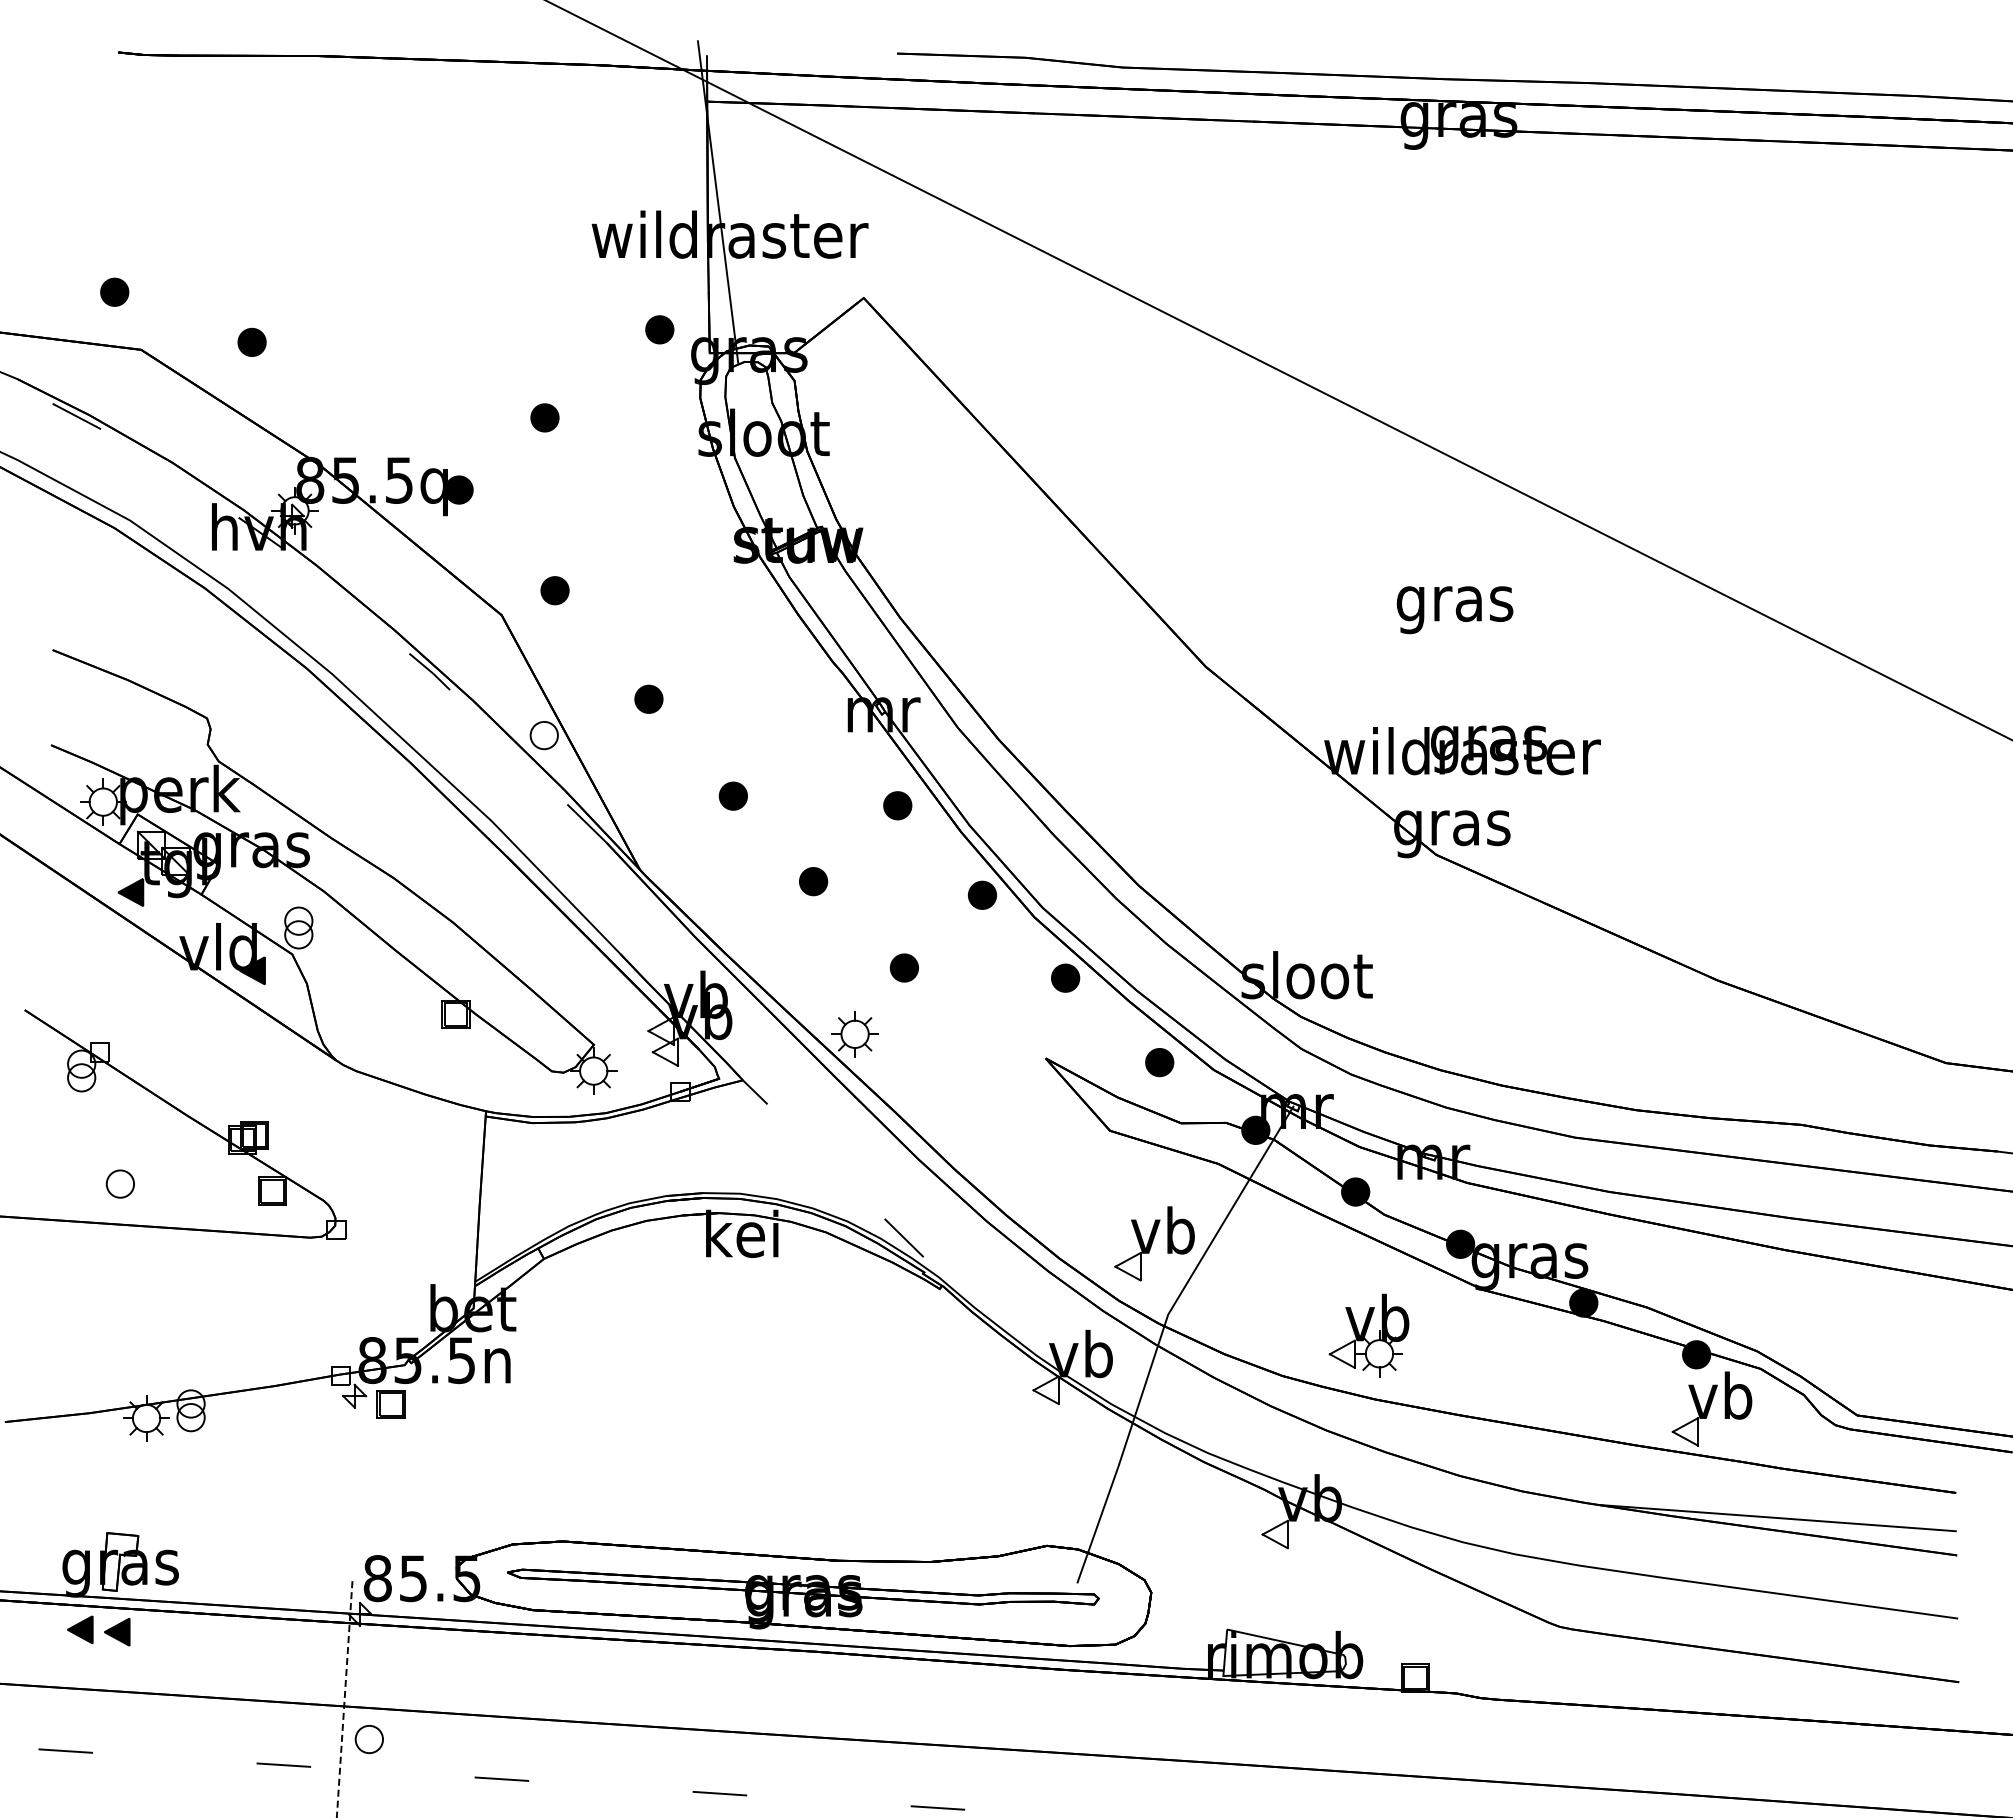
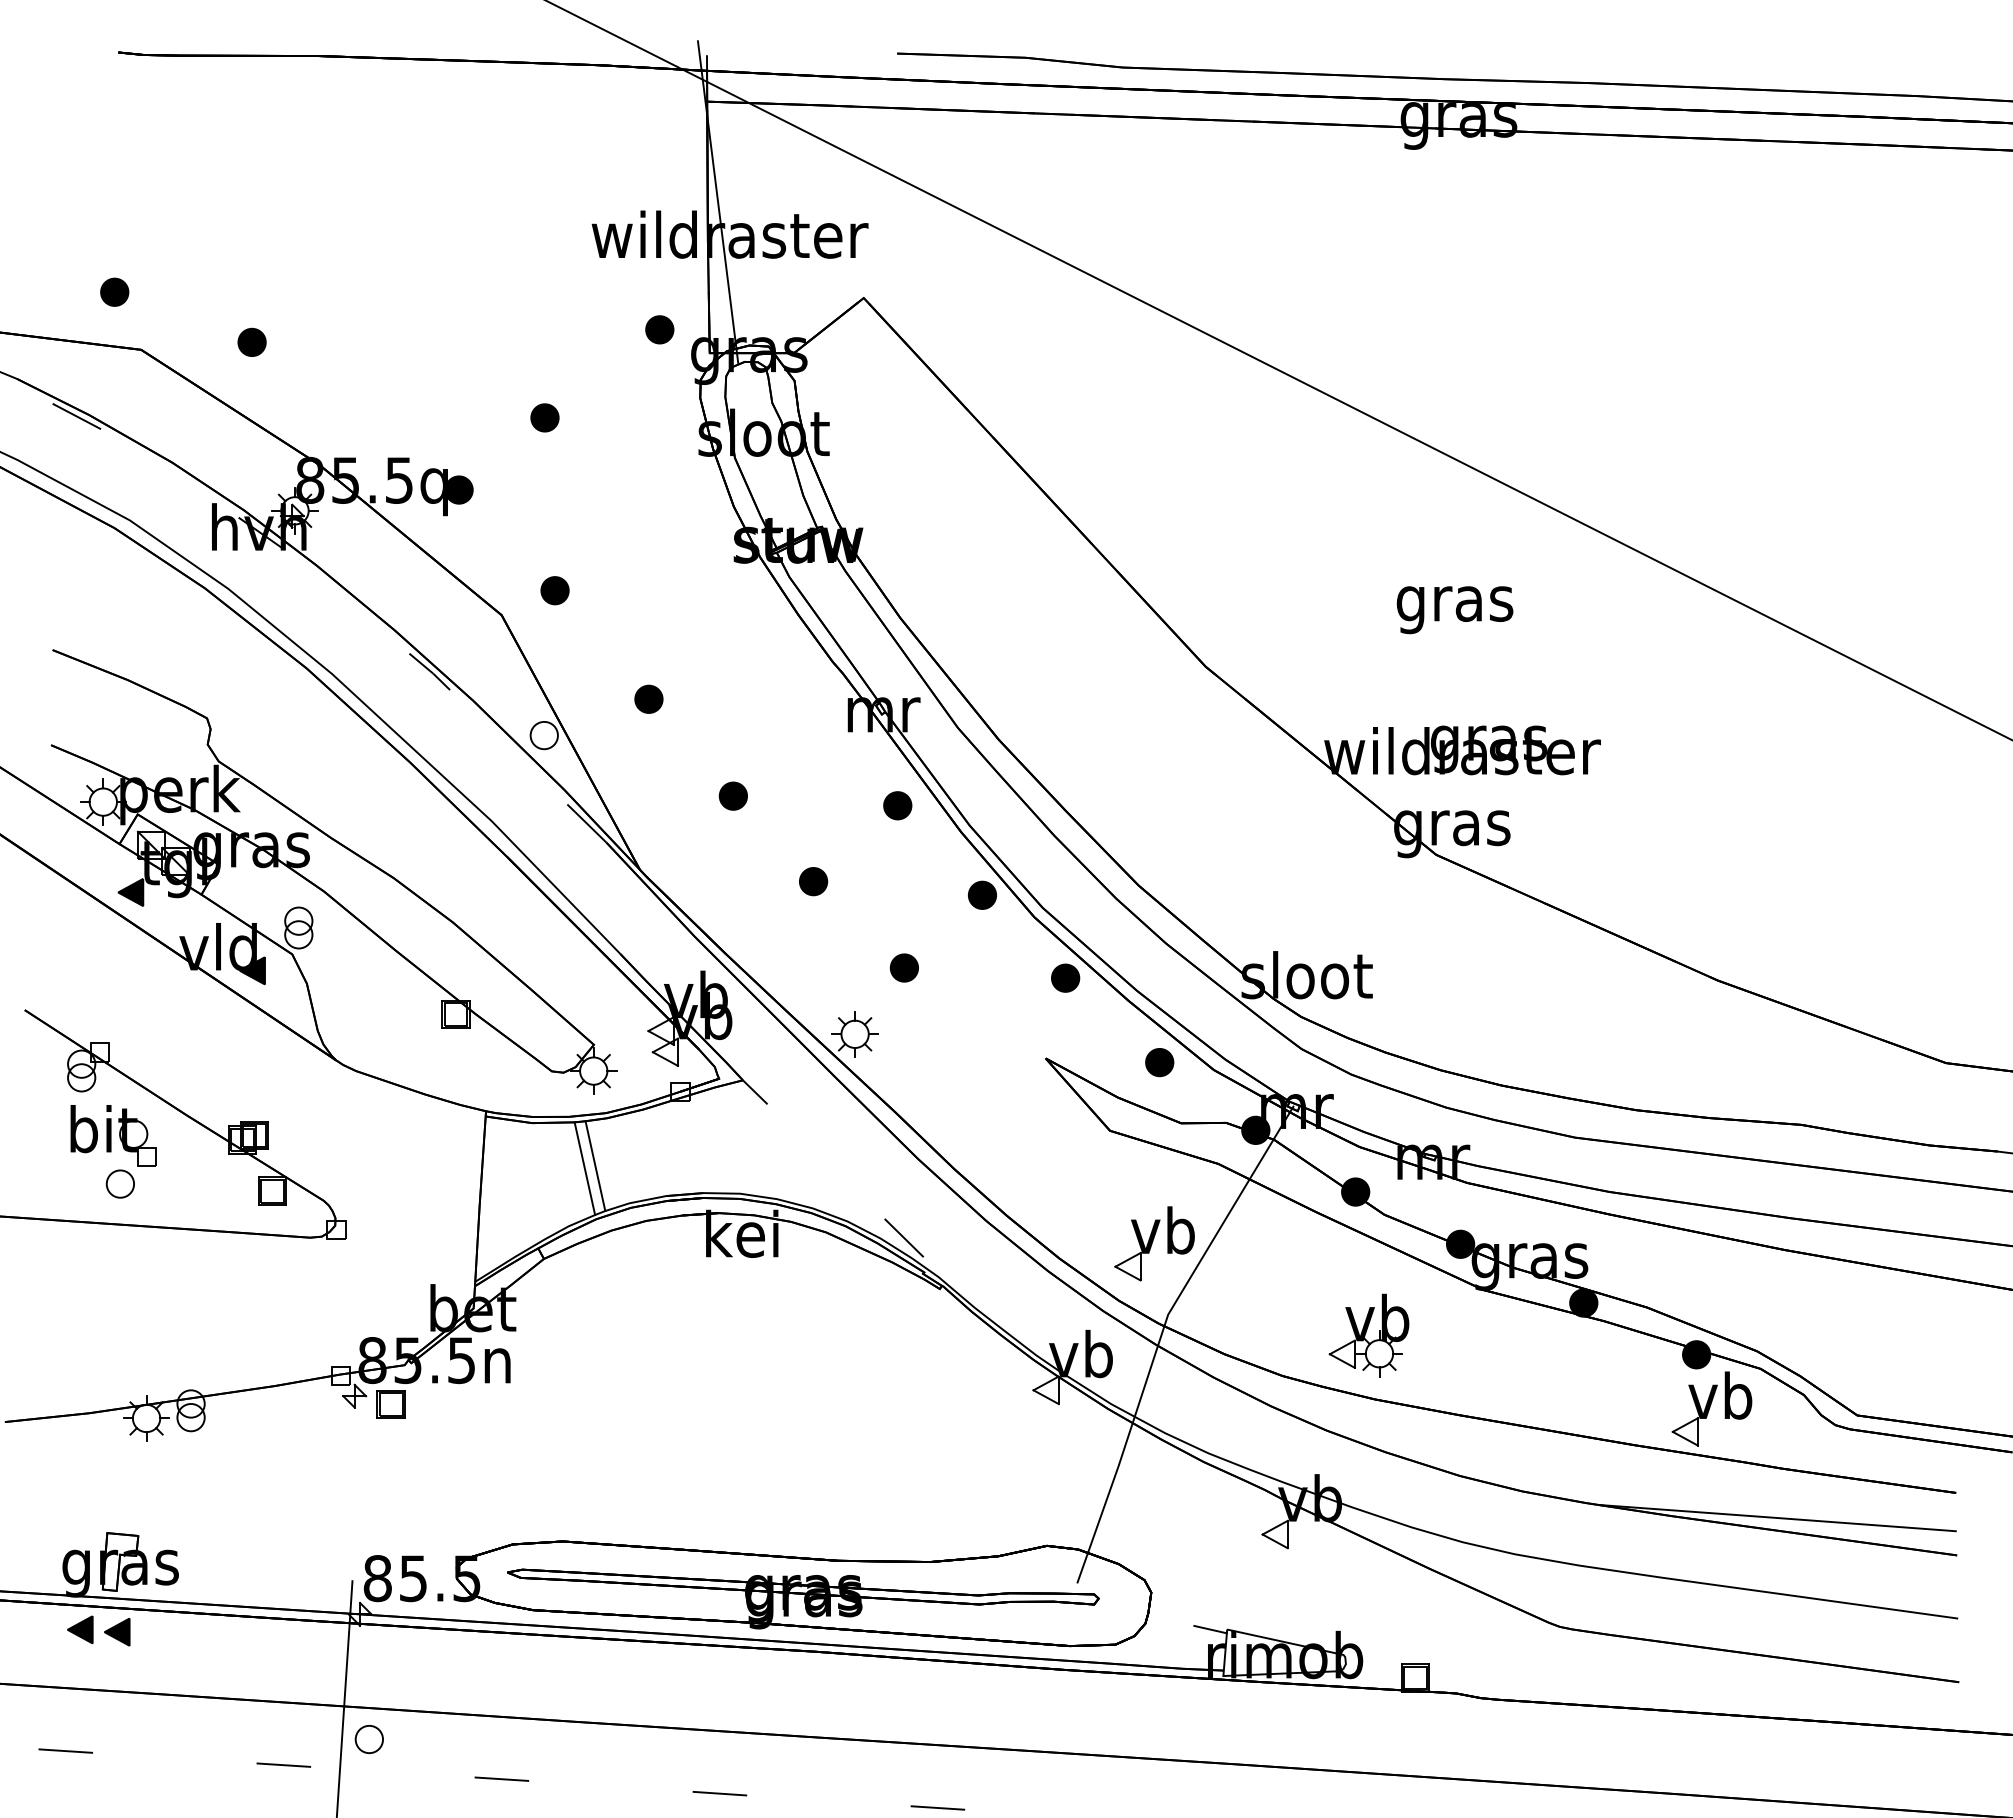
part: none -> present (113, 1135)
line: none -> present (595, 1166)
line: none -> present (584, 1168)
line: none -> present (1210, 1629)
line: dashed -> solid (344, 1699)
